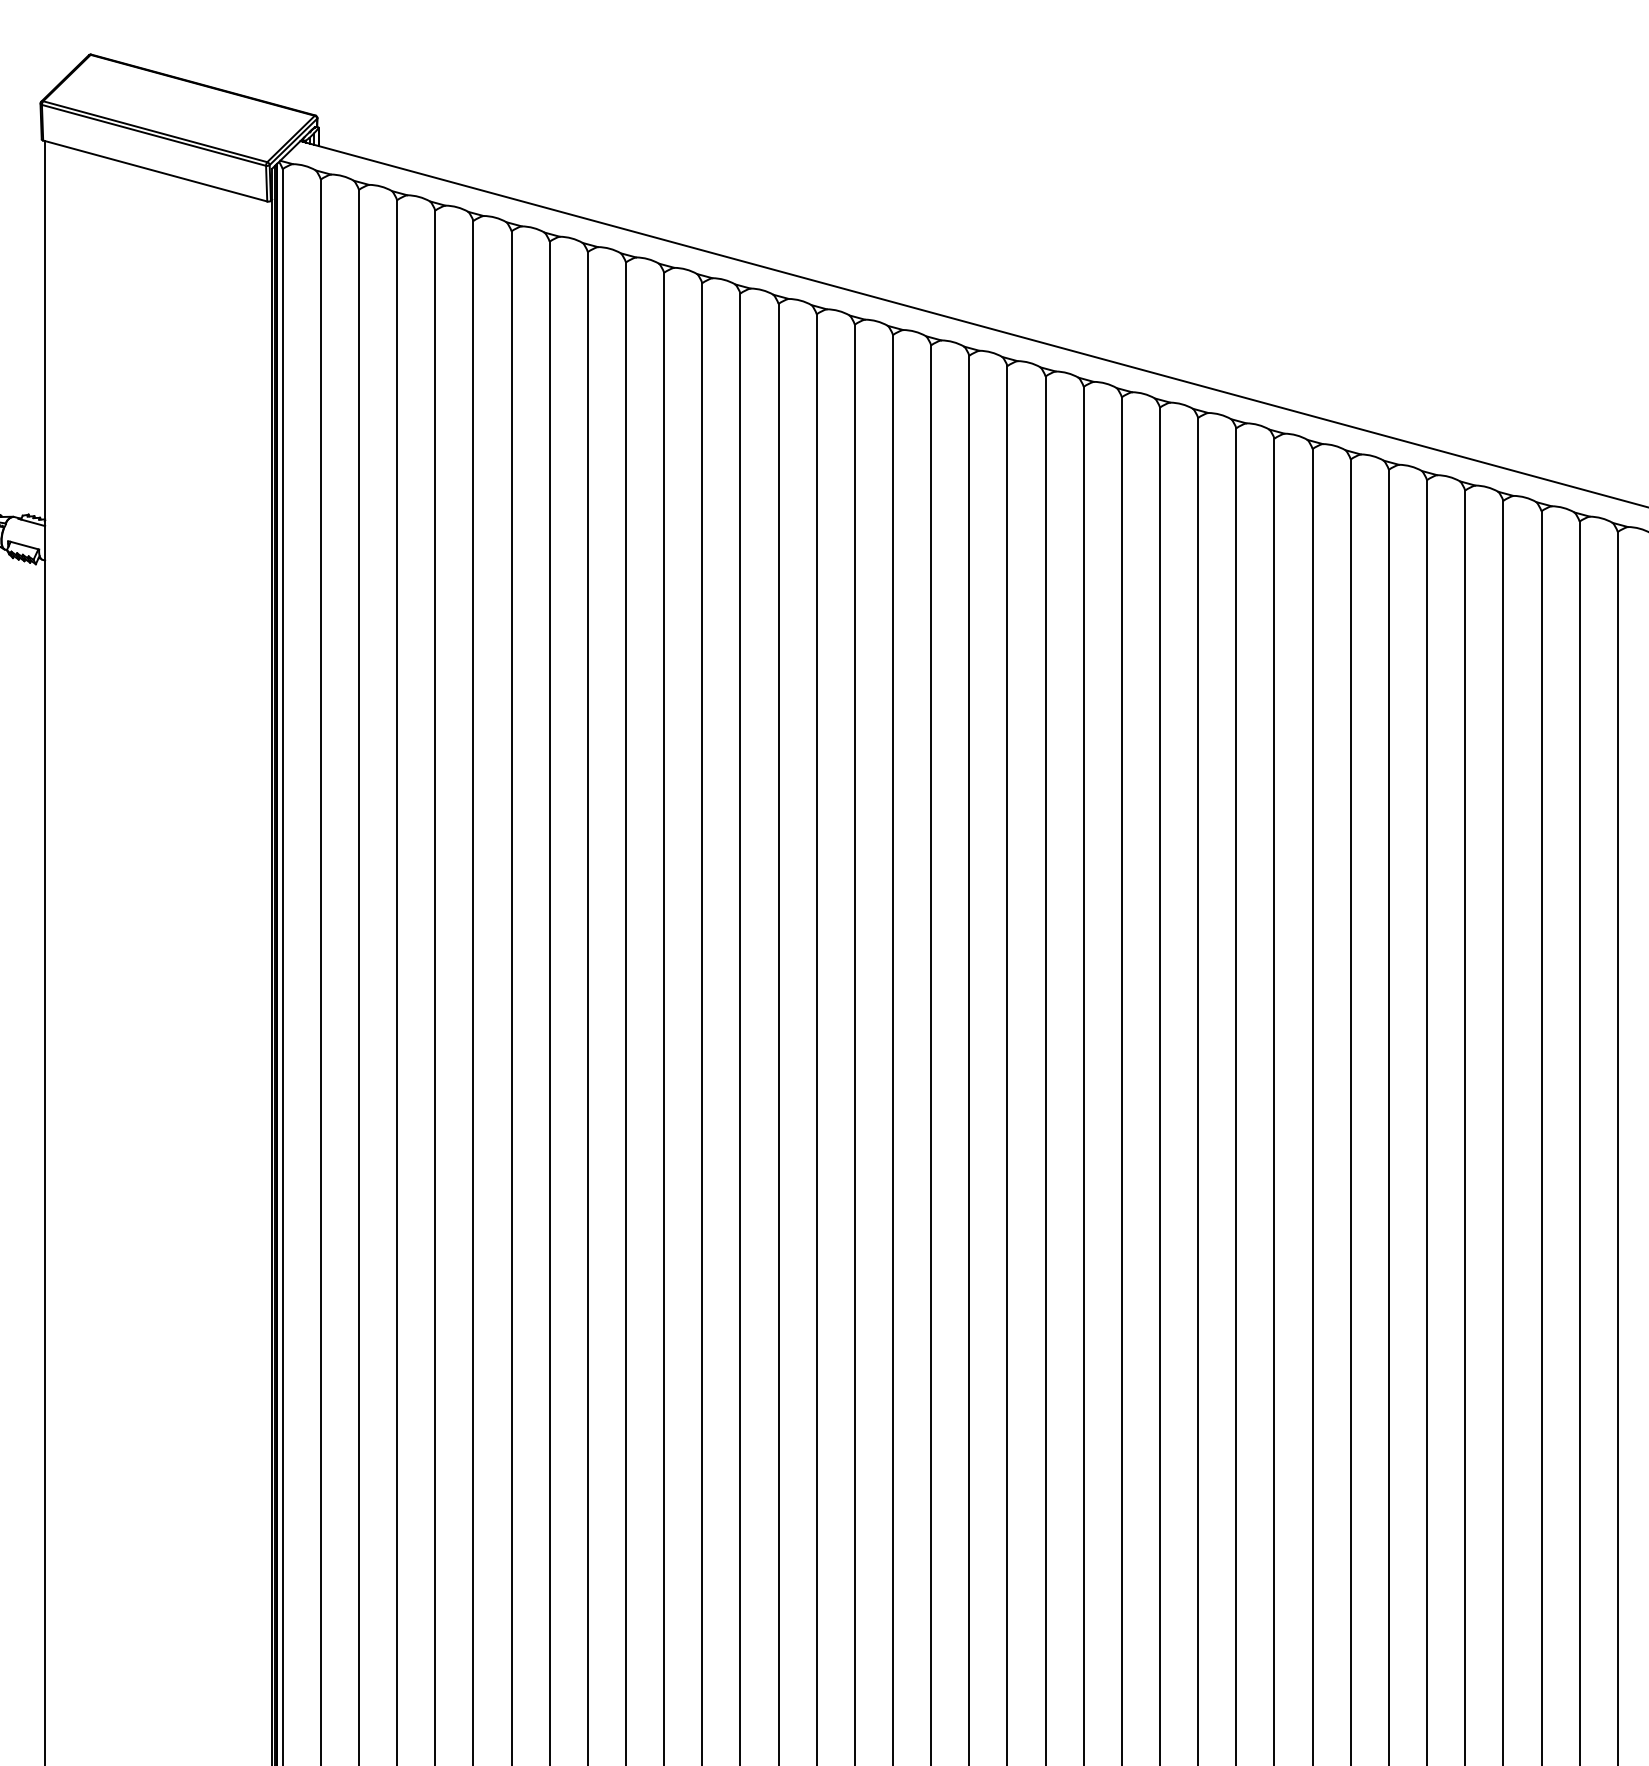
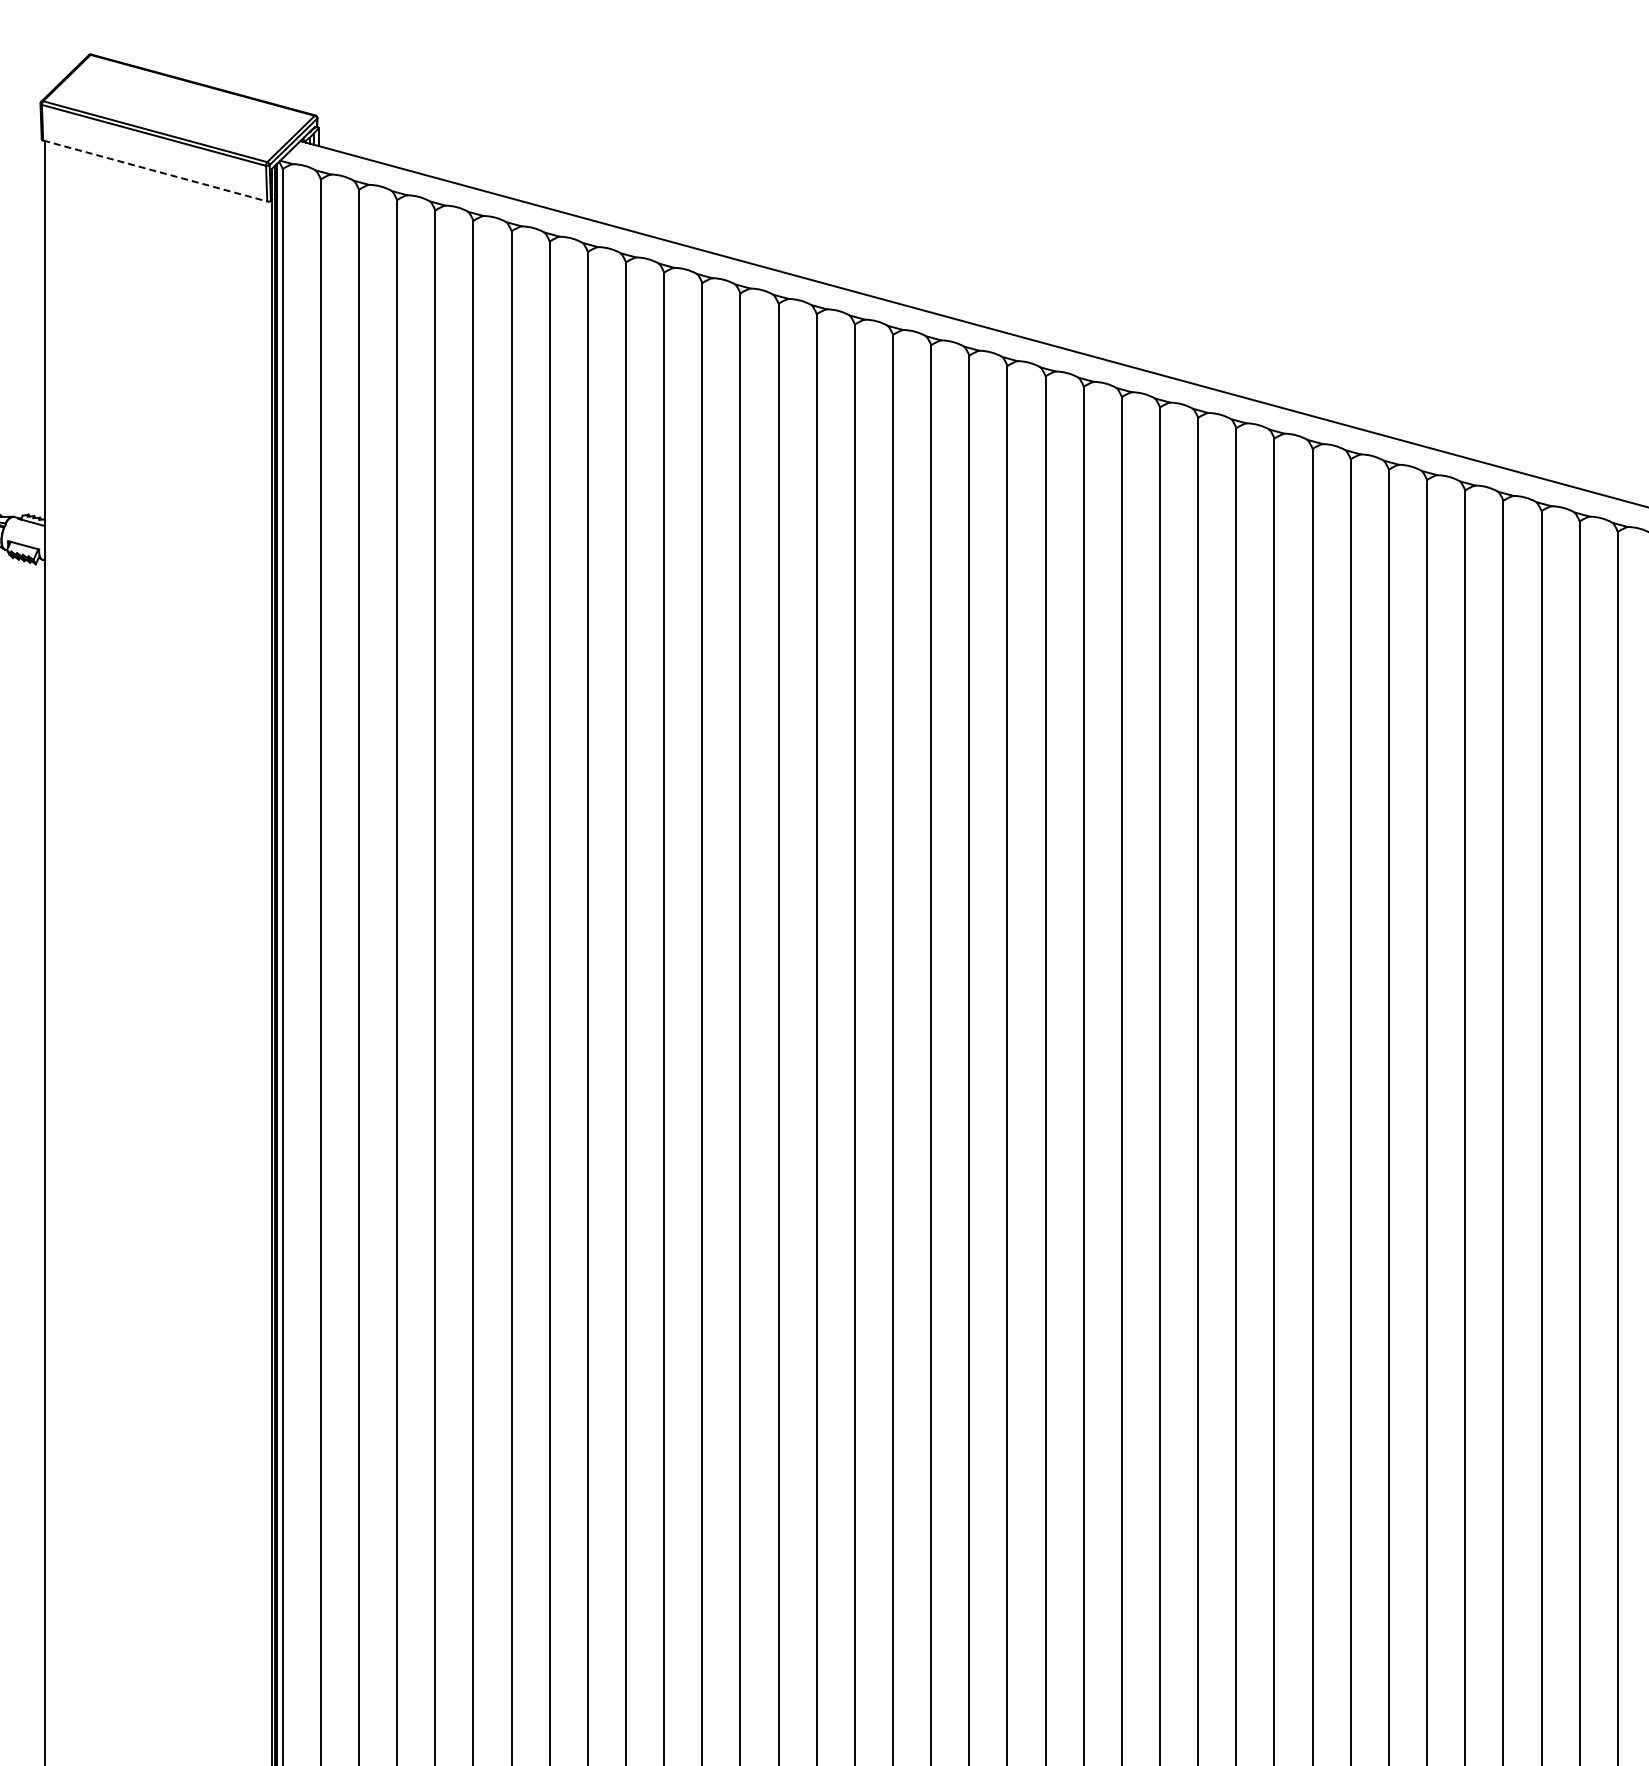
line: solid -> dashed (155, 171)
